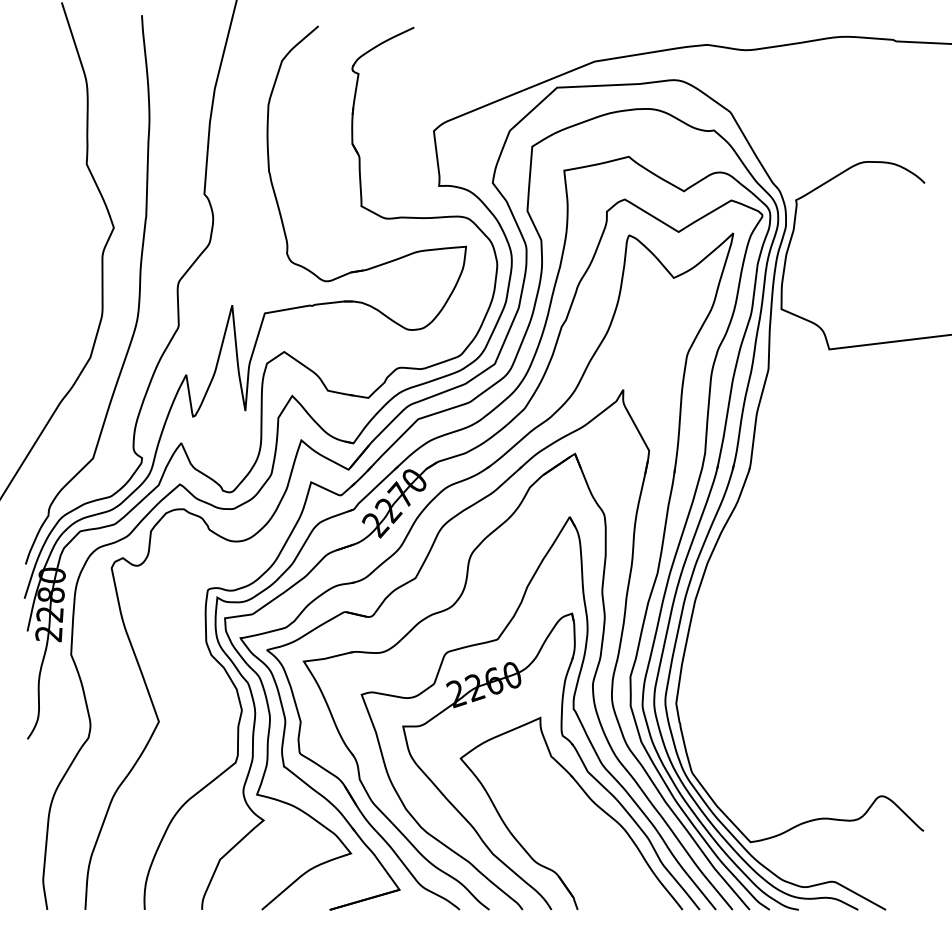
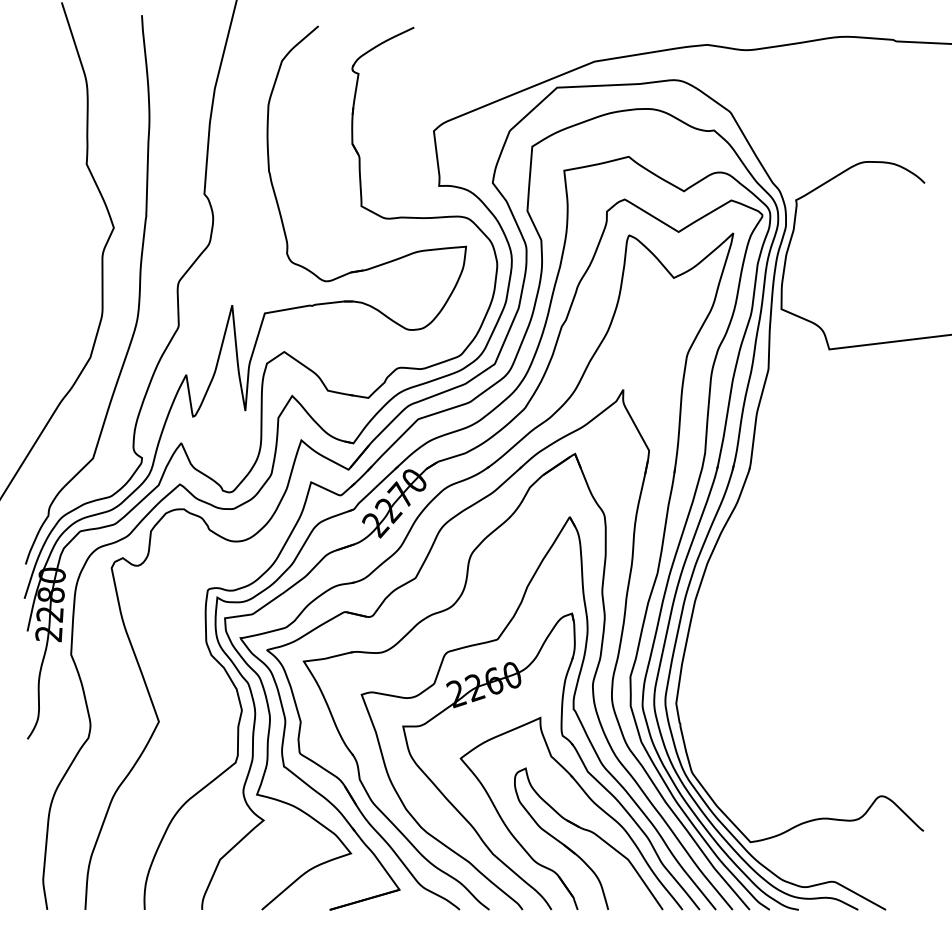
part: none -> present (590, 832)
